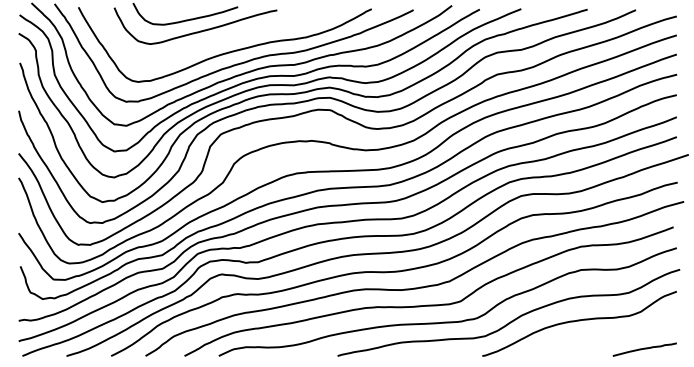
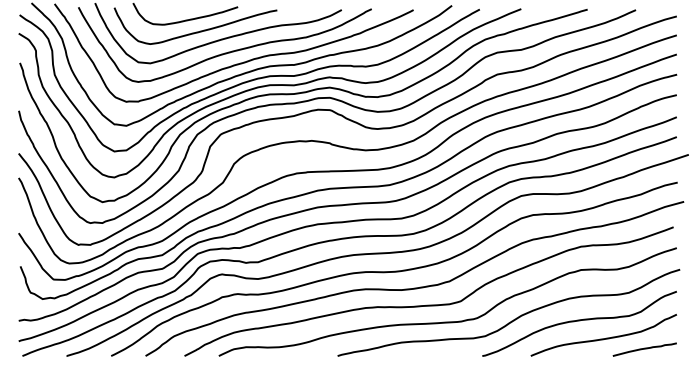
curve: none -> present (217, 39)
curve: none -> present (603, 338)
